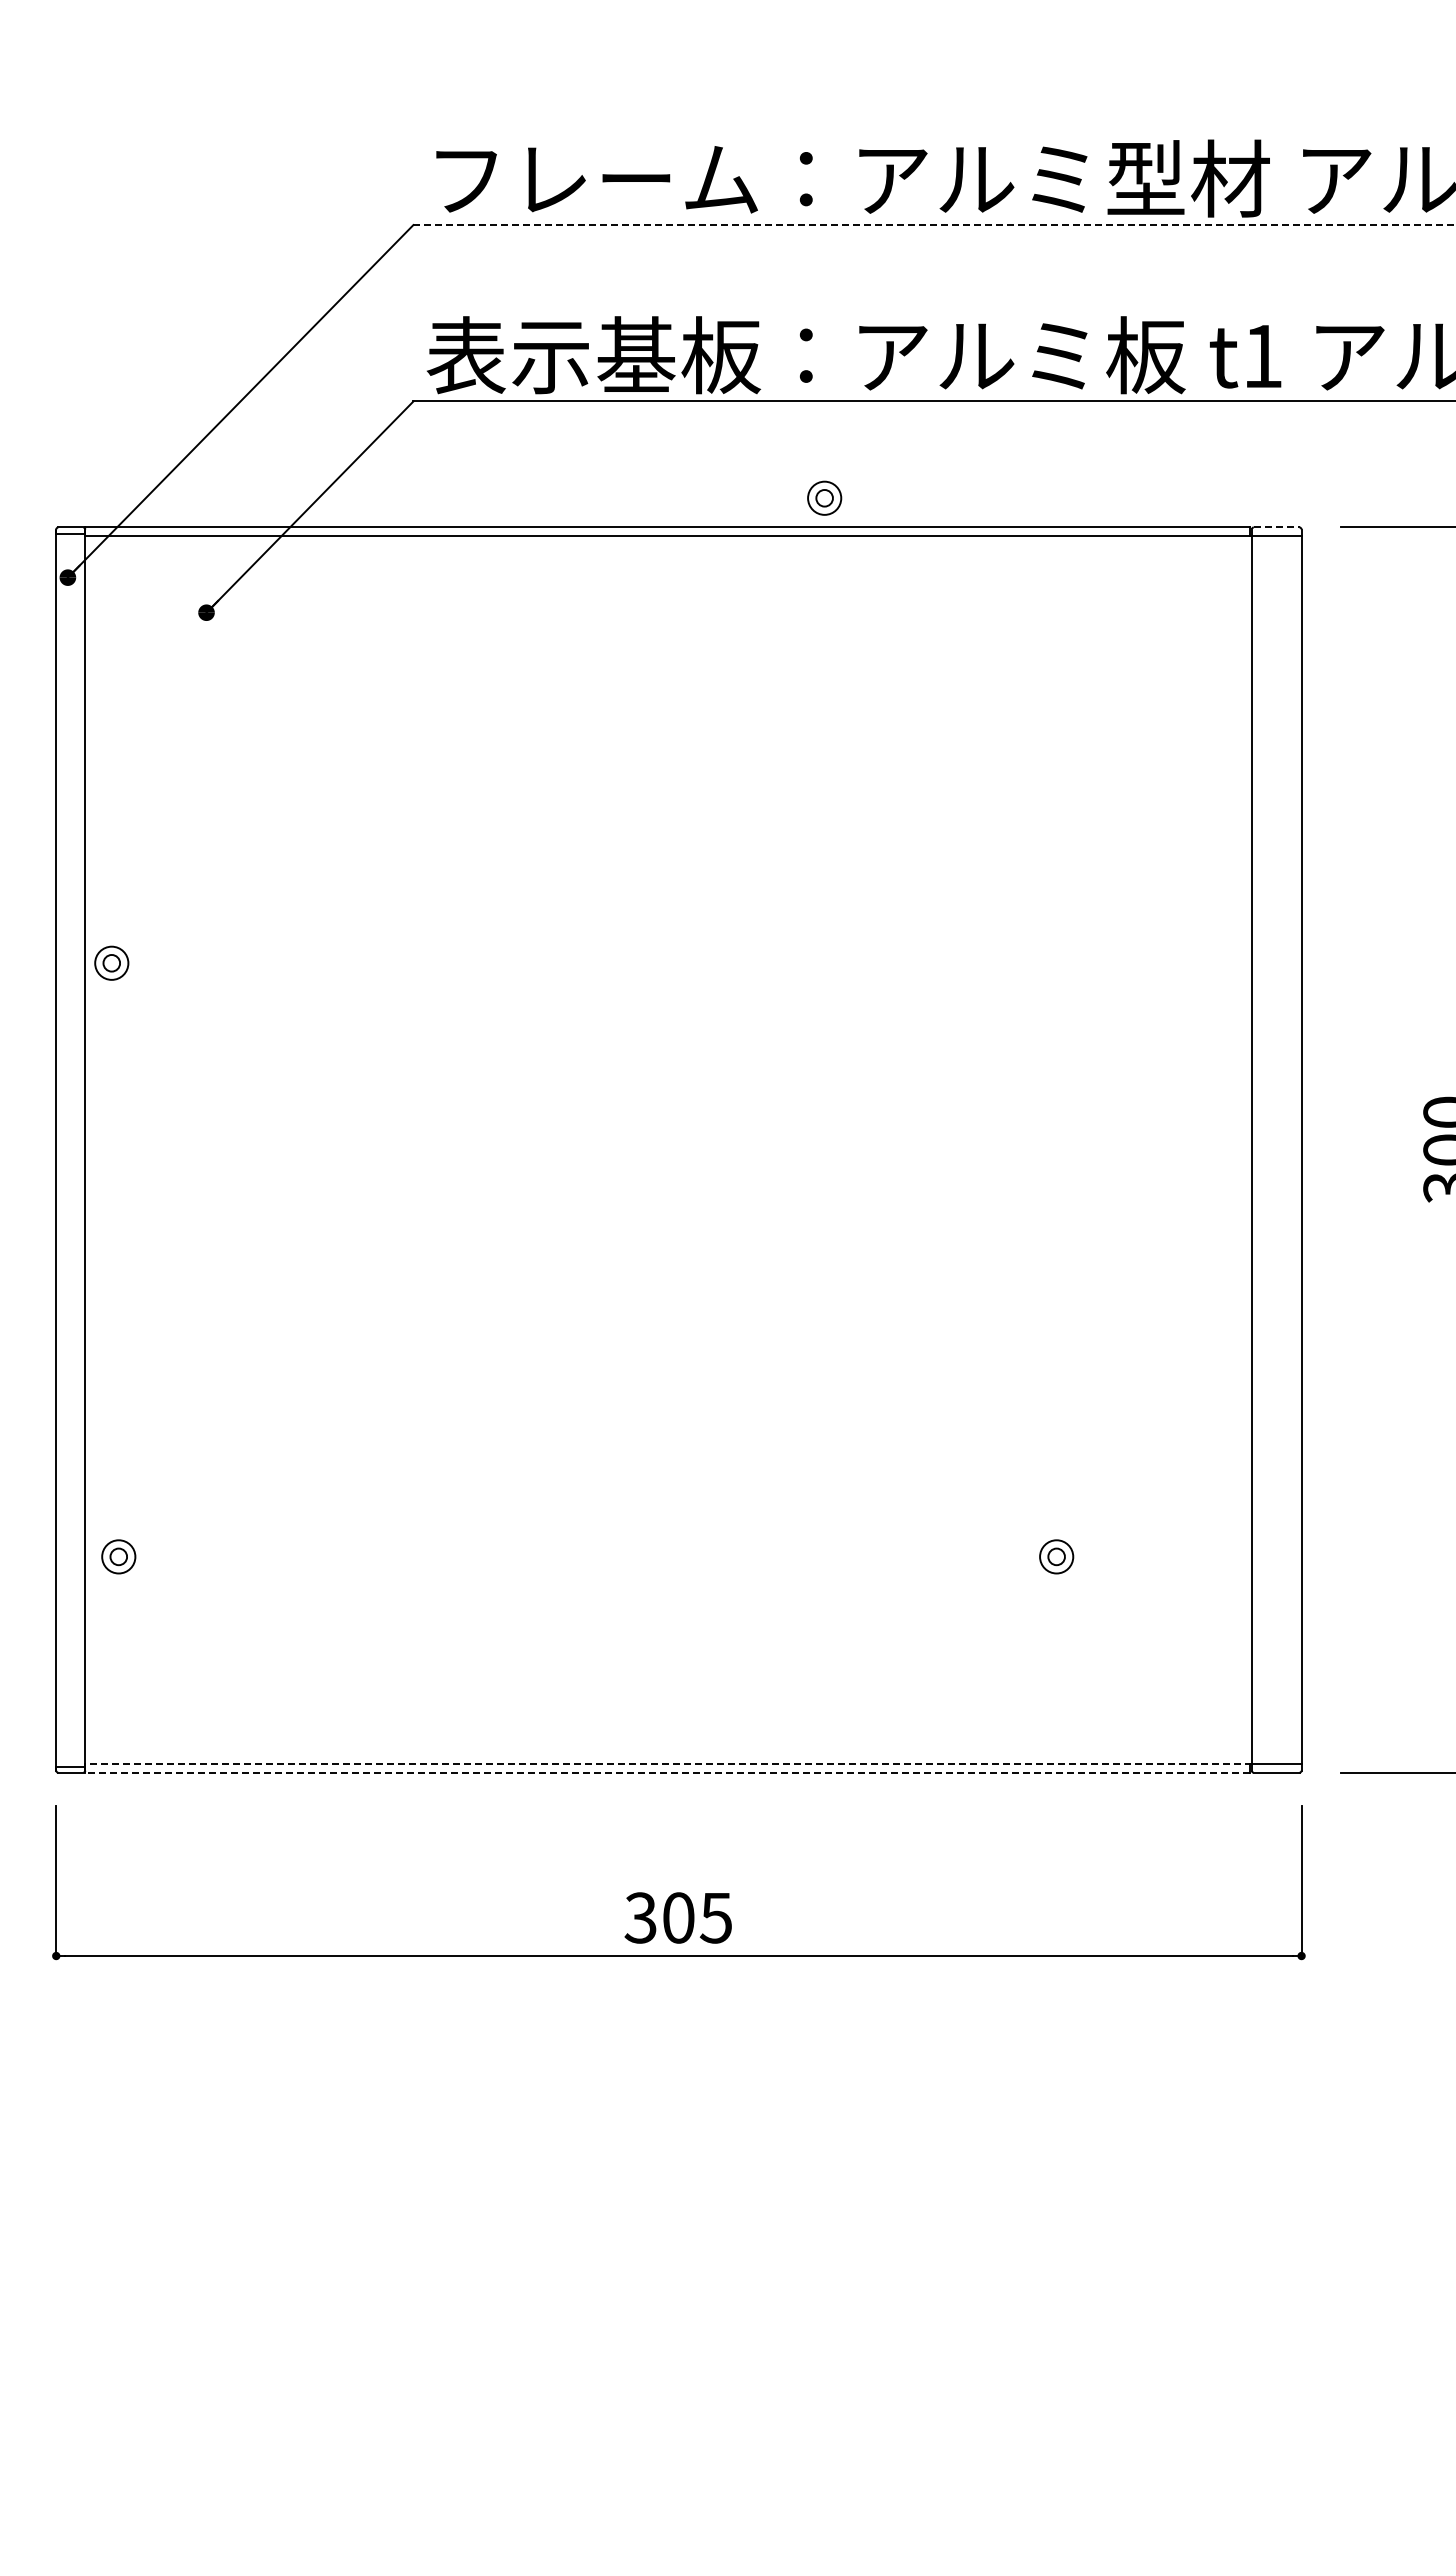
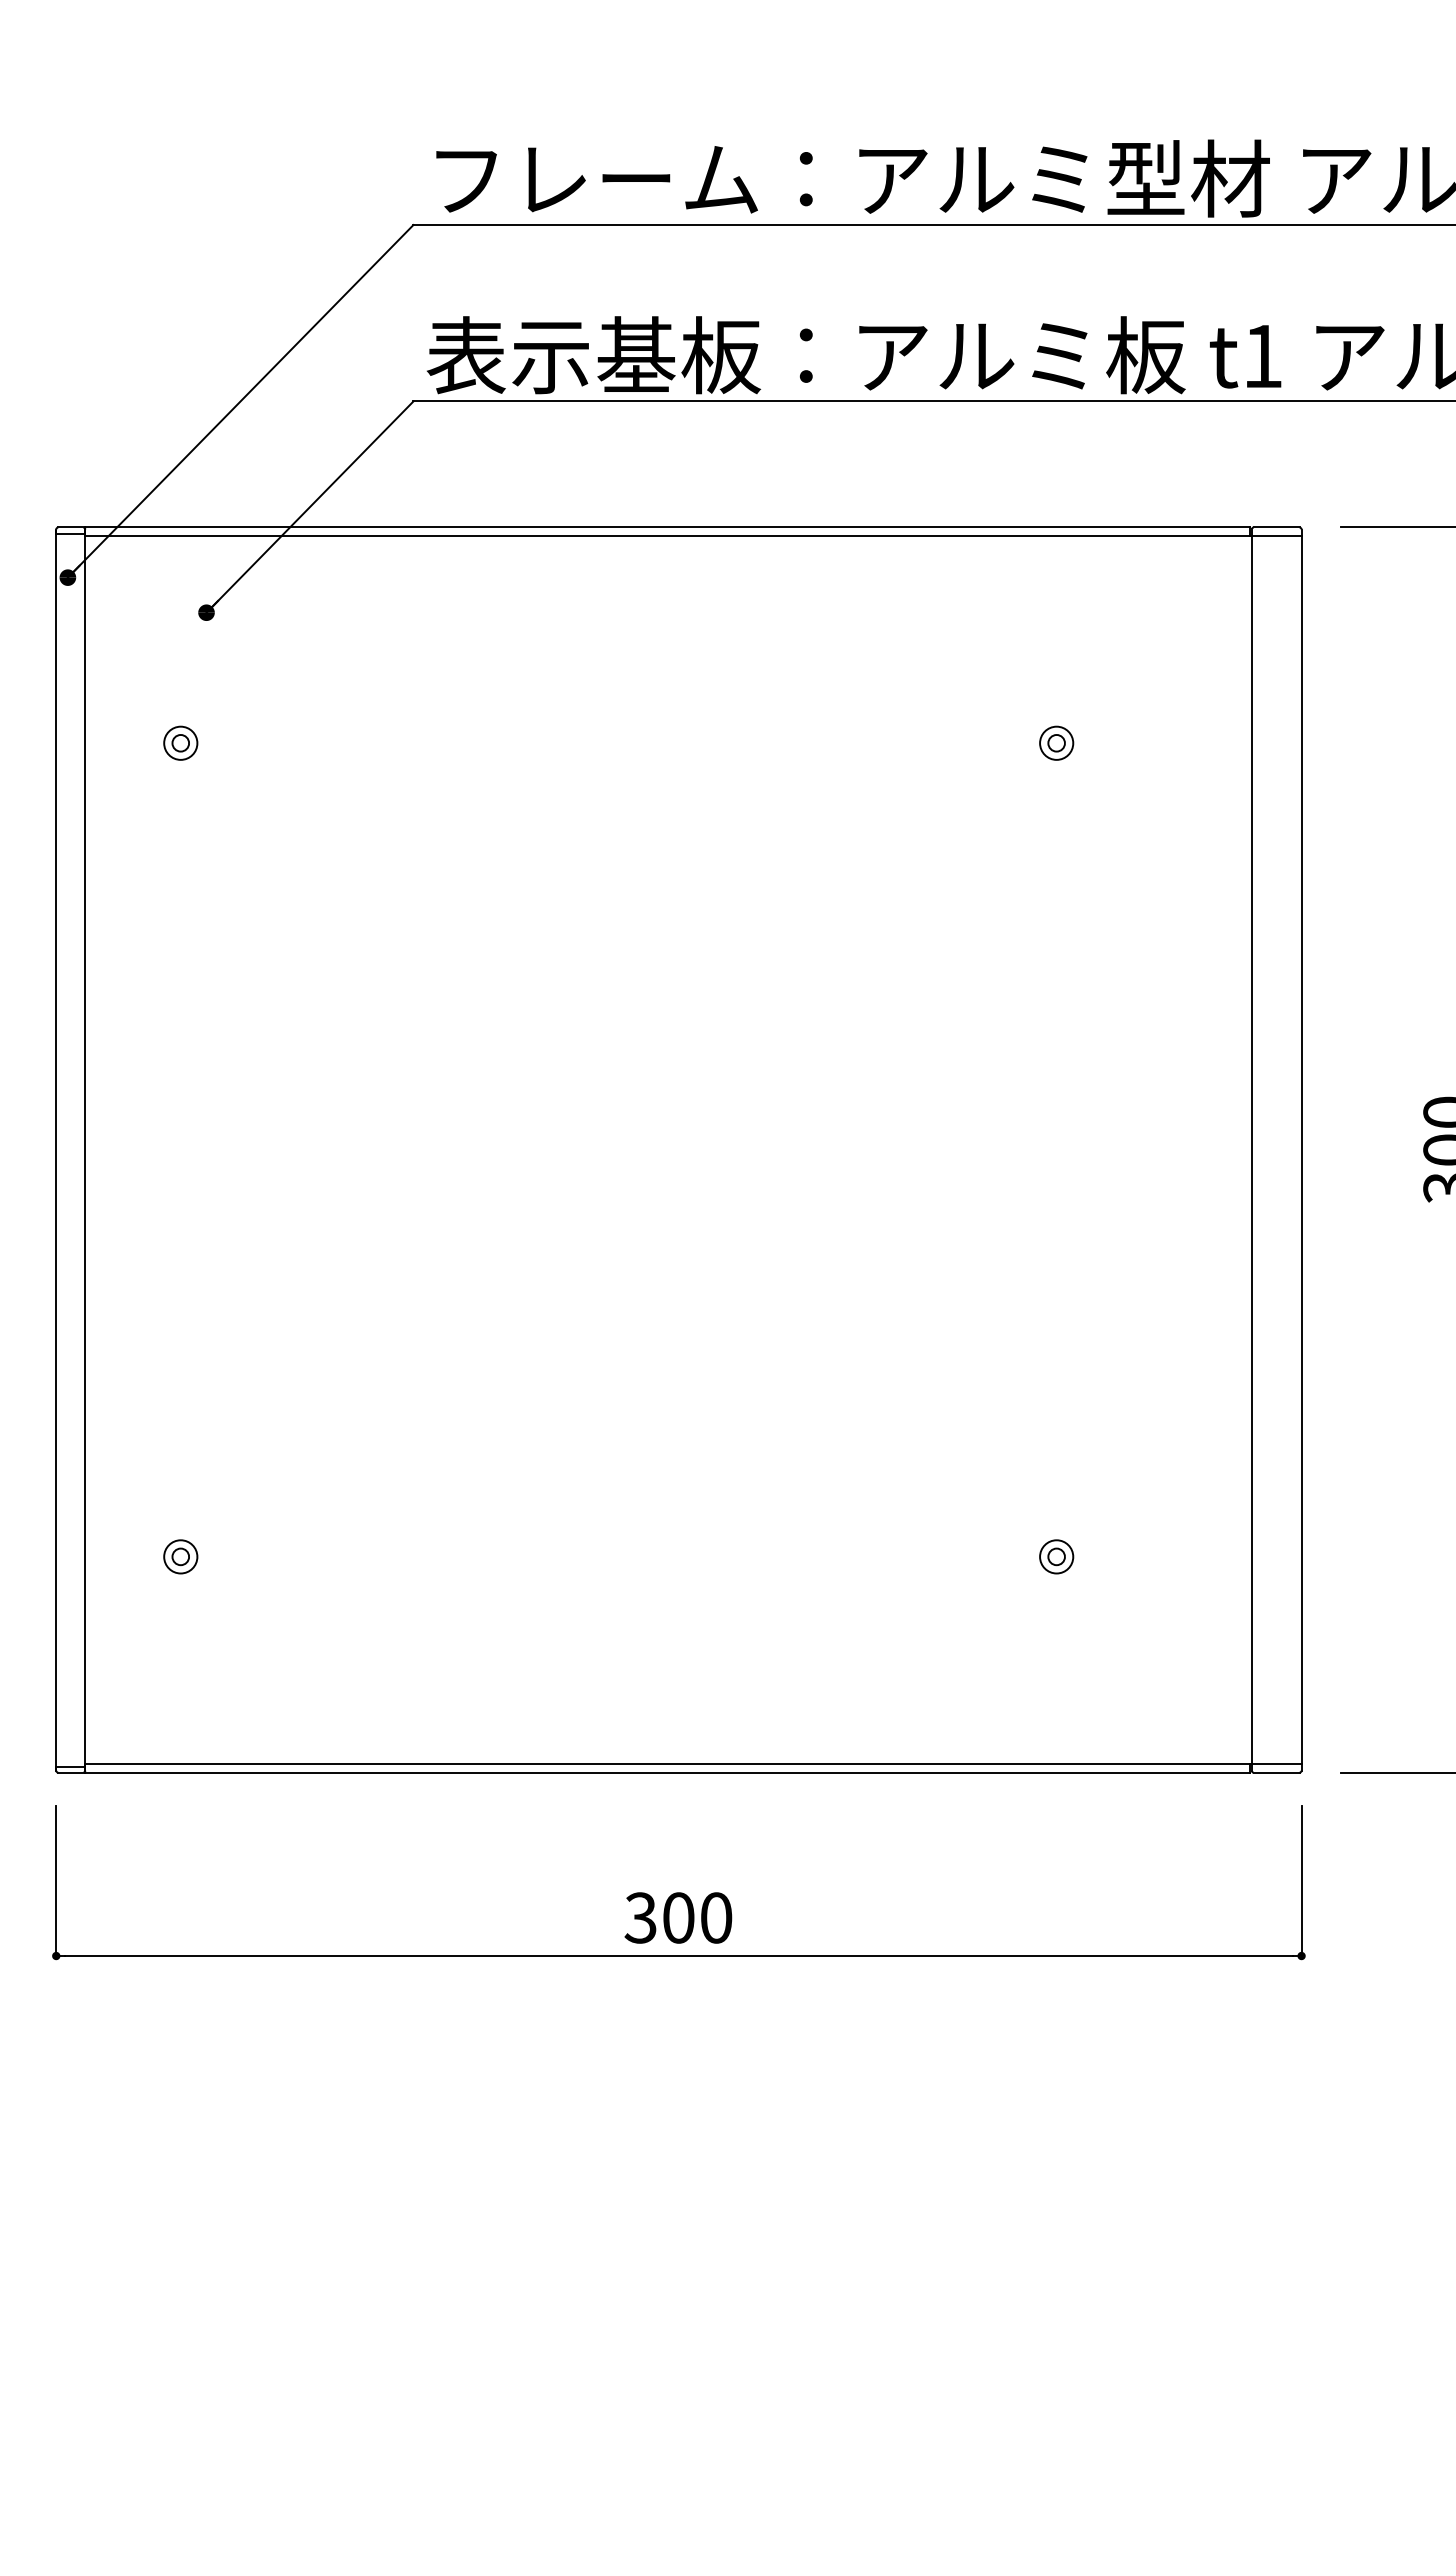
line: dashed -> solid (934, 225)
part position: (824, 497) -> (1056, 742) (1056, 742)
line: dashed -> solid (1276, 527)
part position: (111, 962) -> (180, 742) (180, 742)
part position: (118, 1556) -> (180, 1556) (180, 1556)
line: dashed -> solid (668, 1764)
line: dashed -> solid (667, 1772)
text: 305 -> 300 (715, 1917)
